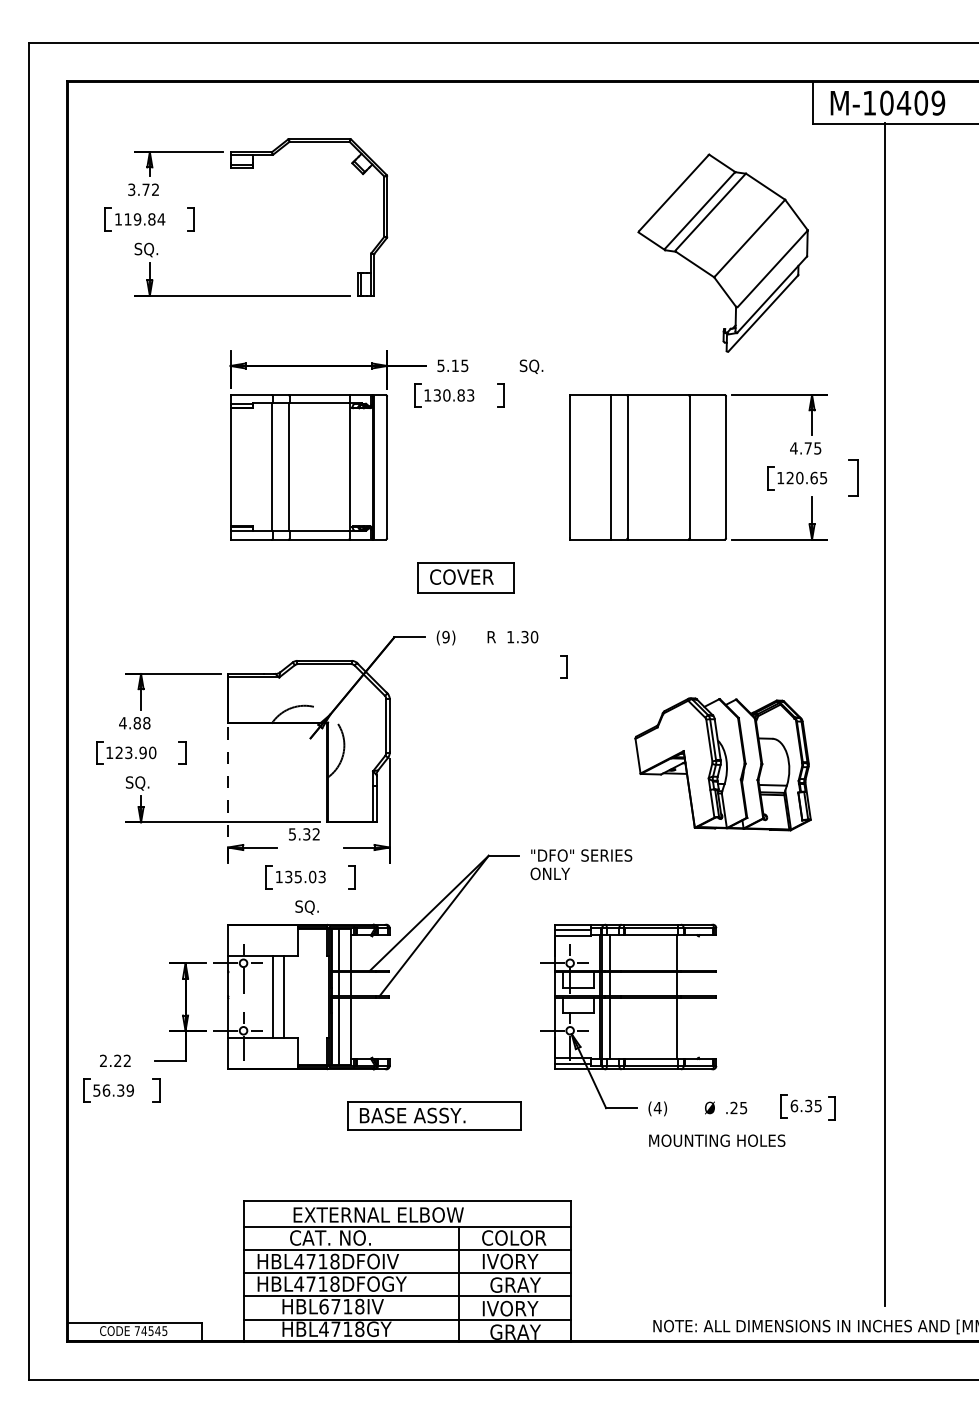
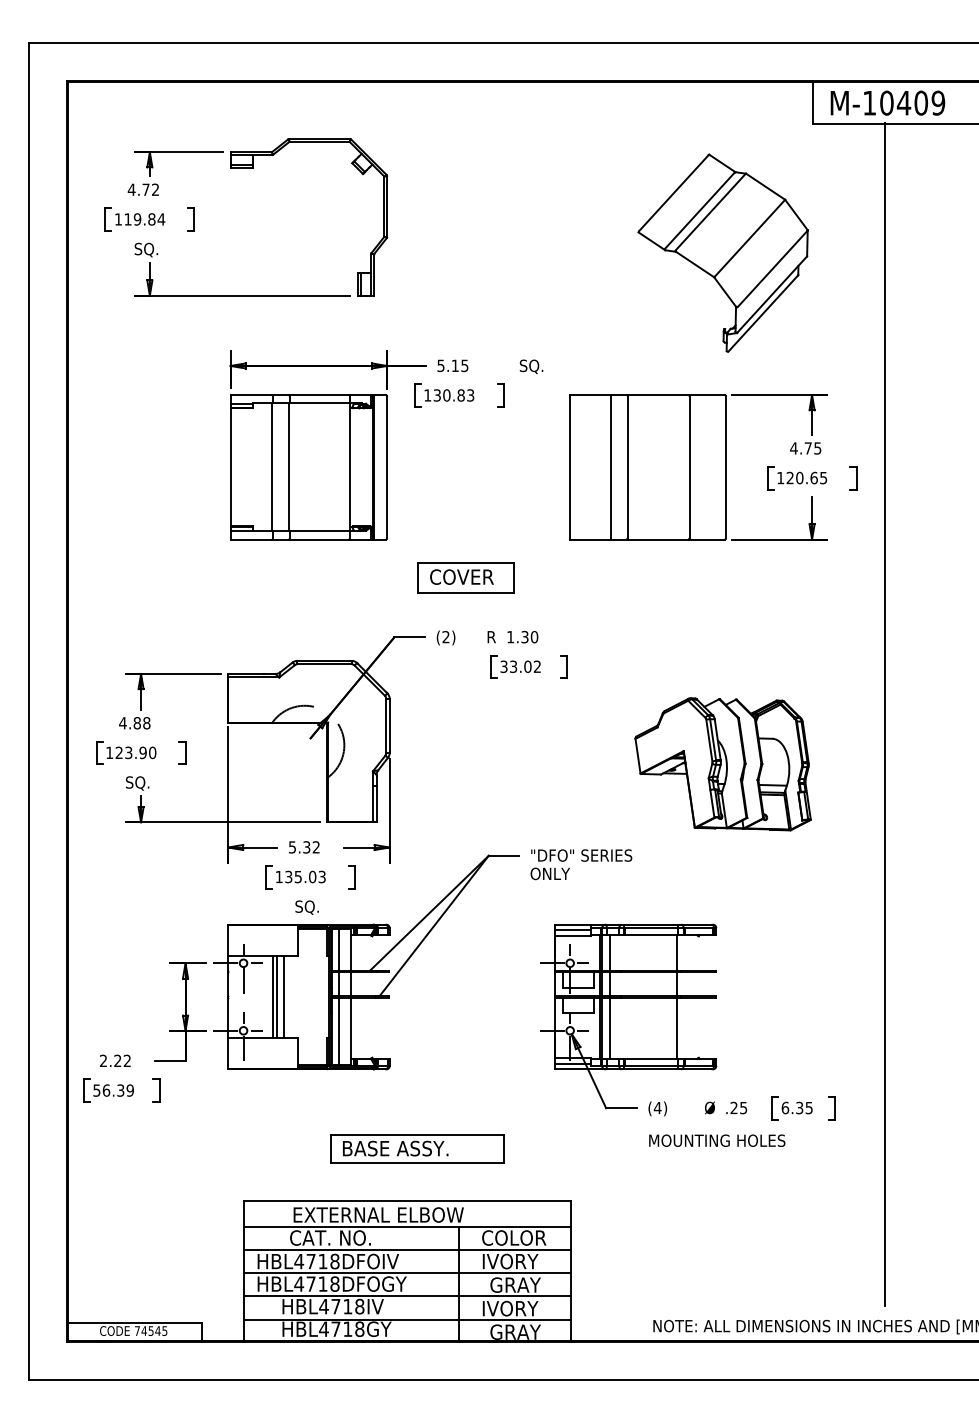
text: 3.72 -> 4.72 (131, 189)
part size: 11x38 px -> 9x25 px (853, 478)
text: (9) -> (2) (445, 637)
part: none -> present (515, 666)
line: dashed -> solid (228, 795)
text position: (304, 834) -> (304, 847) (304, 847)
line: none -> present (276, 996)
part position: (800, 1106) -> (791, 1108) (791, 1108)
part position: (434, 1115) -> (417, 1148) (417, 1148)
text: HBL6718IV -> HBL4718IV (323, 1306)
